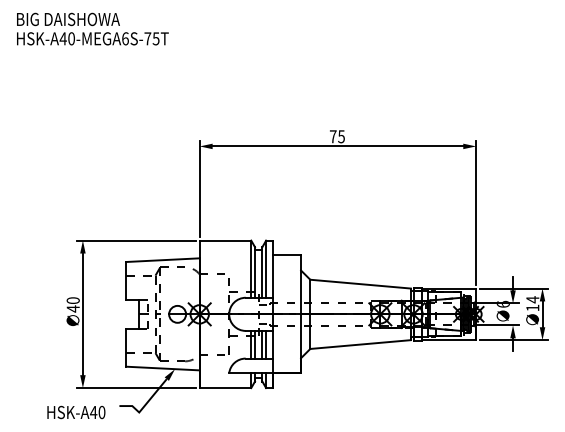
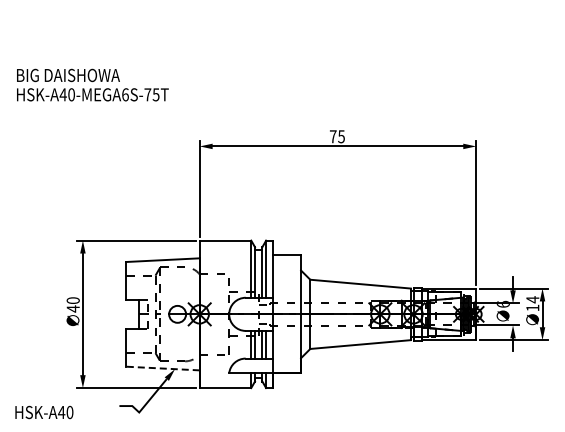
text position: (92, 28) -> (92, 84) (92, 84)
line: solid -> dashed (162, 368)
text position: (76, 412) -> (44, 412) (44, 412)
